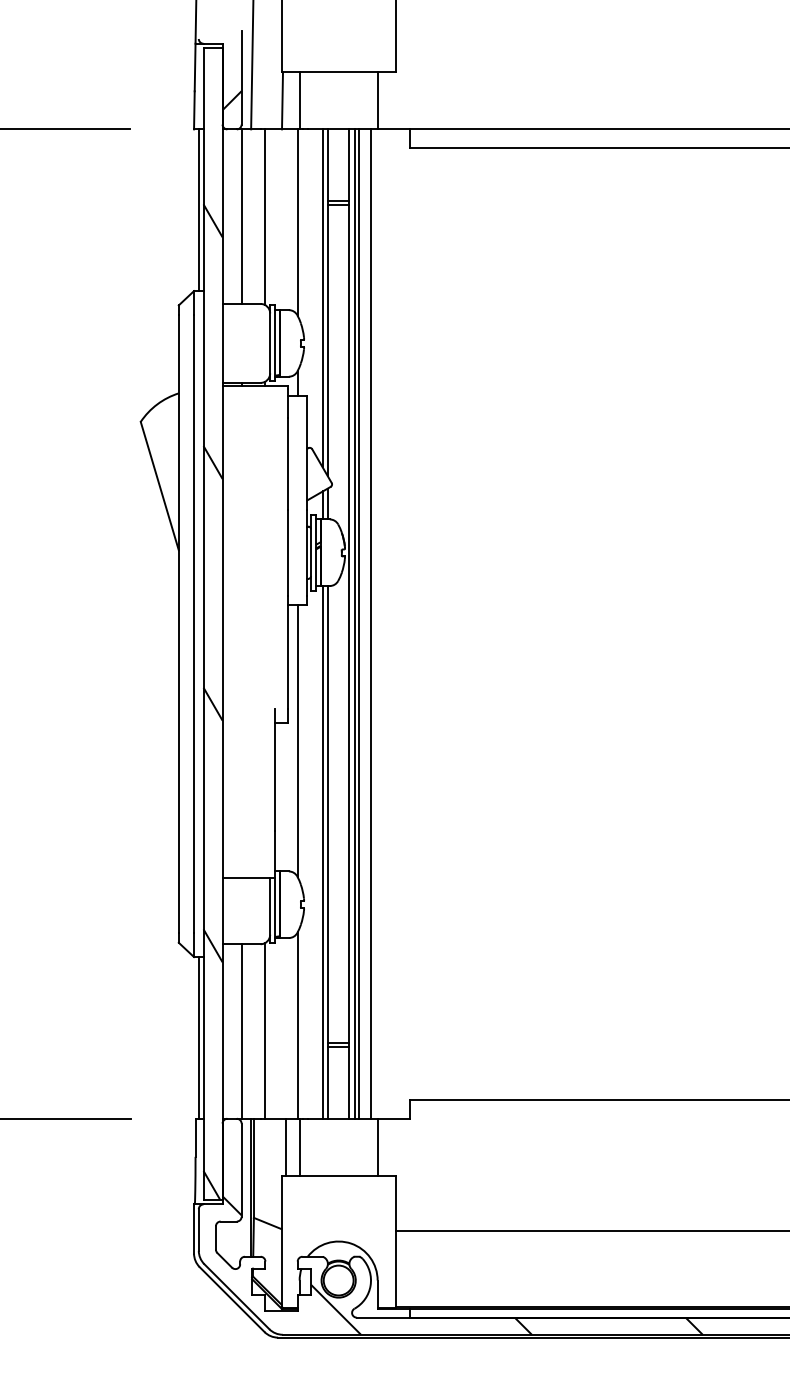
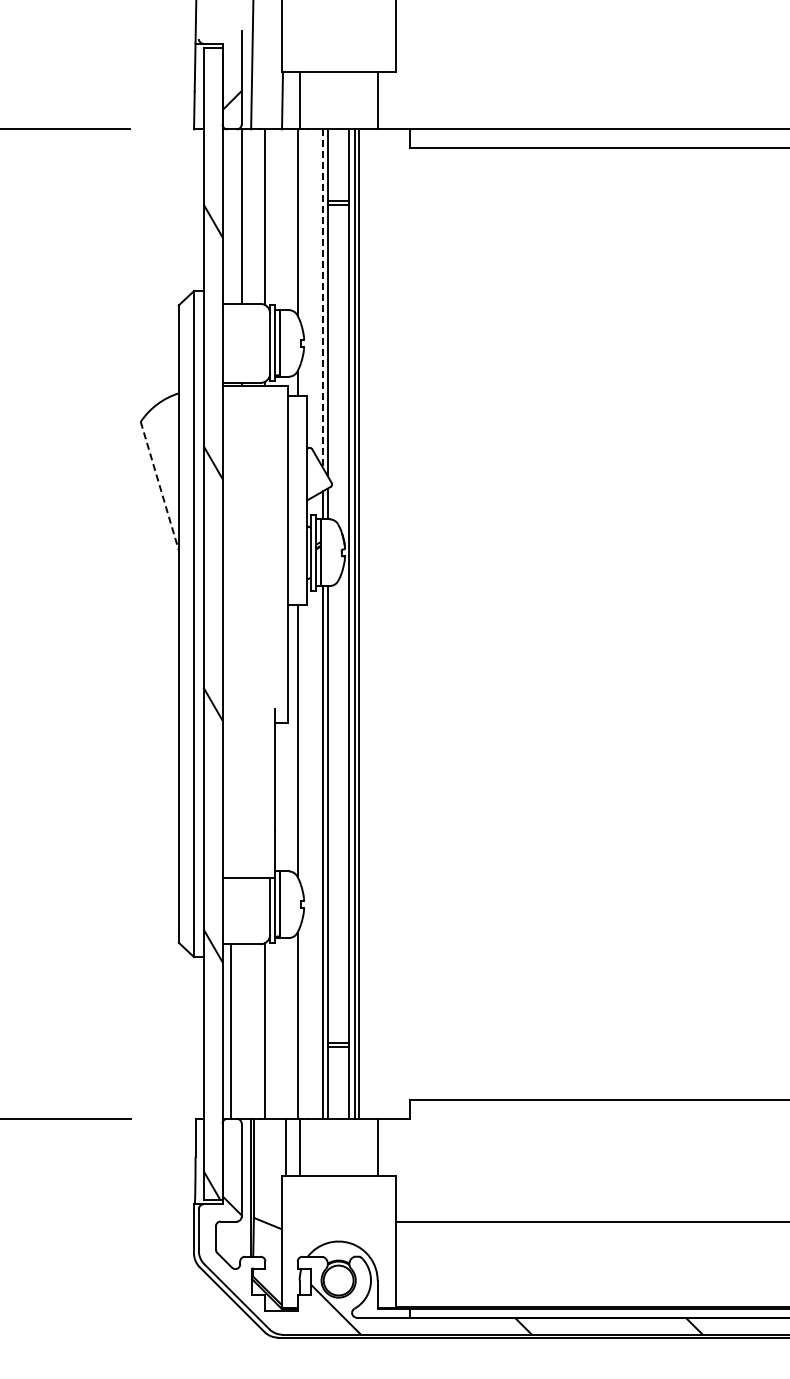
line: present -> none (198, 210)
line: solid -> dashed (322, 298)
line: solid -> dashed (159, 486)
line: present -> none (371, 623)
line position: (241, 1031) -> (230, 1031) (230, 1031)
line: present -> none (198, 1037)
line position: (590, 1230) -> (590, 1221) (590, 1221)
